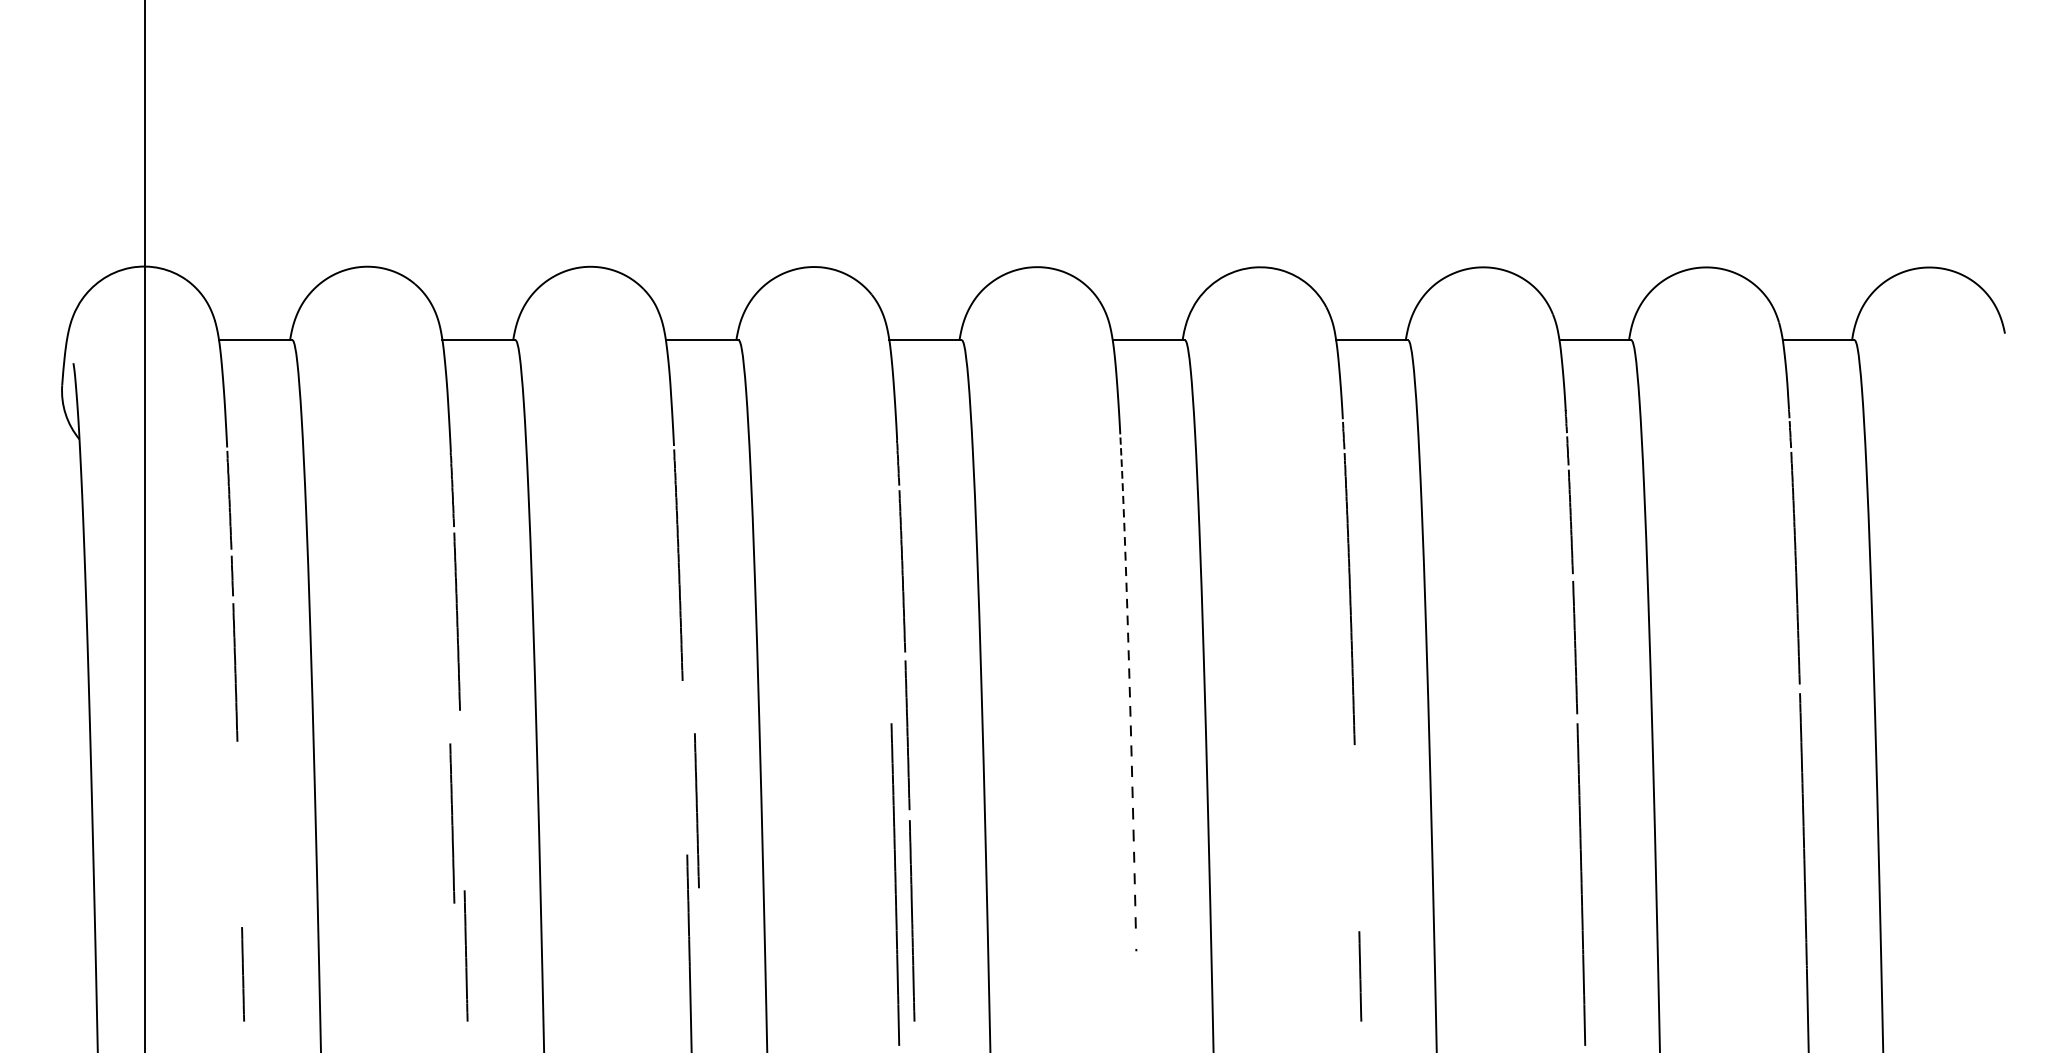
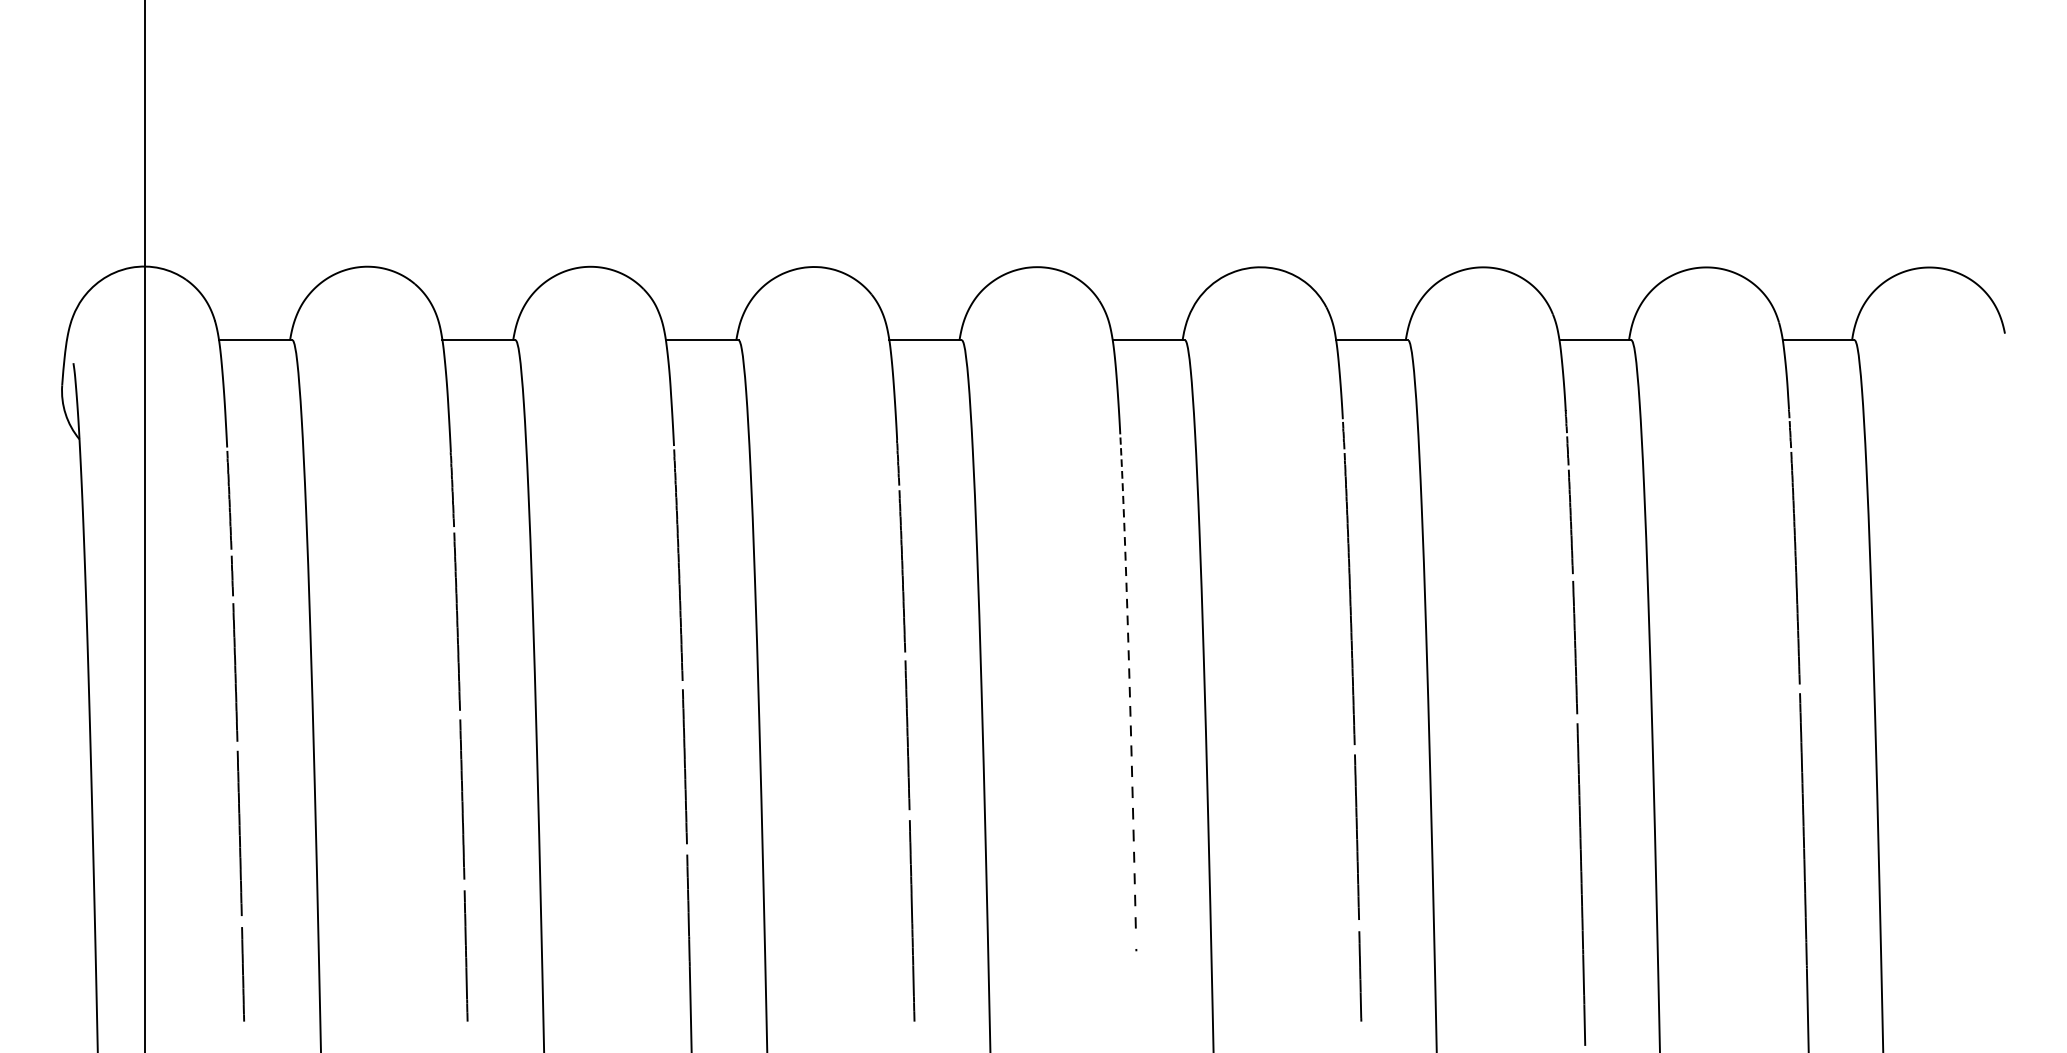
line position: (696, 810) -> (684, 766) (684, 766)
line position: (452, 823) -> (462, 799) (462, 799)
line: none -> present (239, 832)
line: none -> present (1356, 836)
line: present -> none (895, 884)
